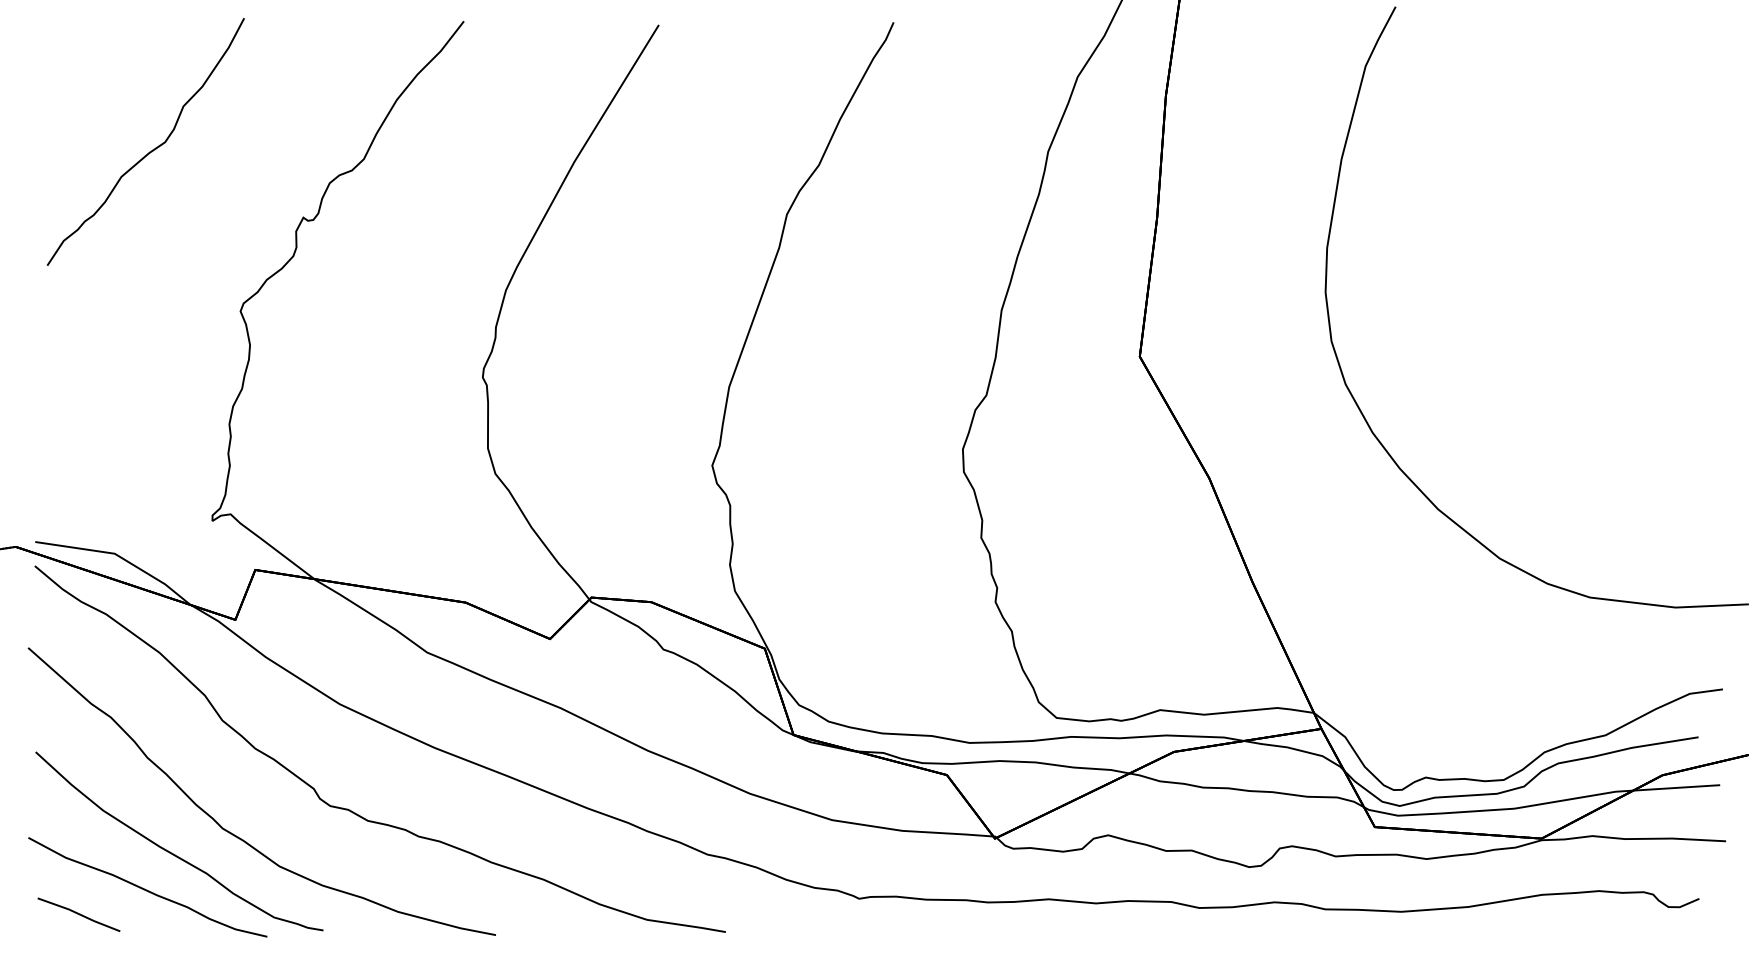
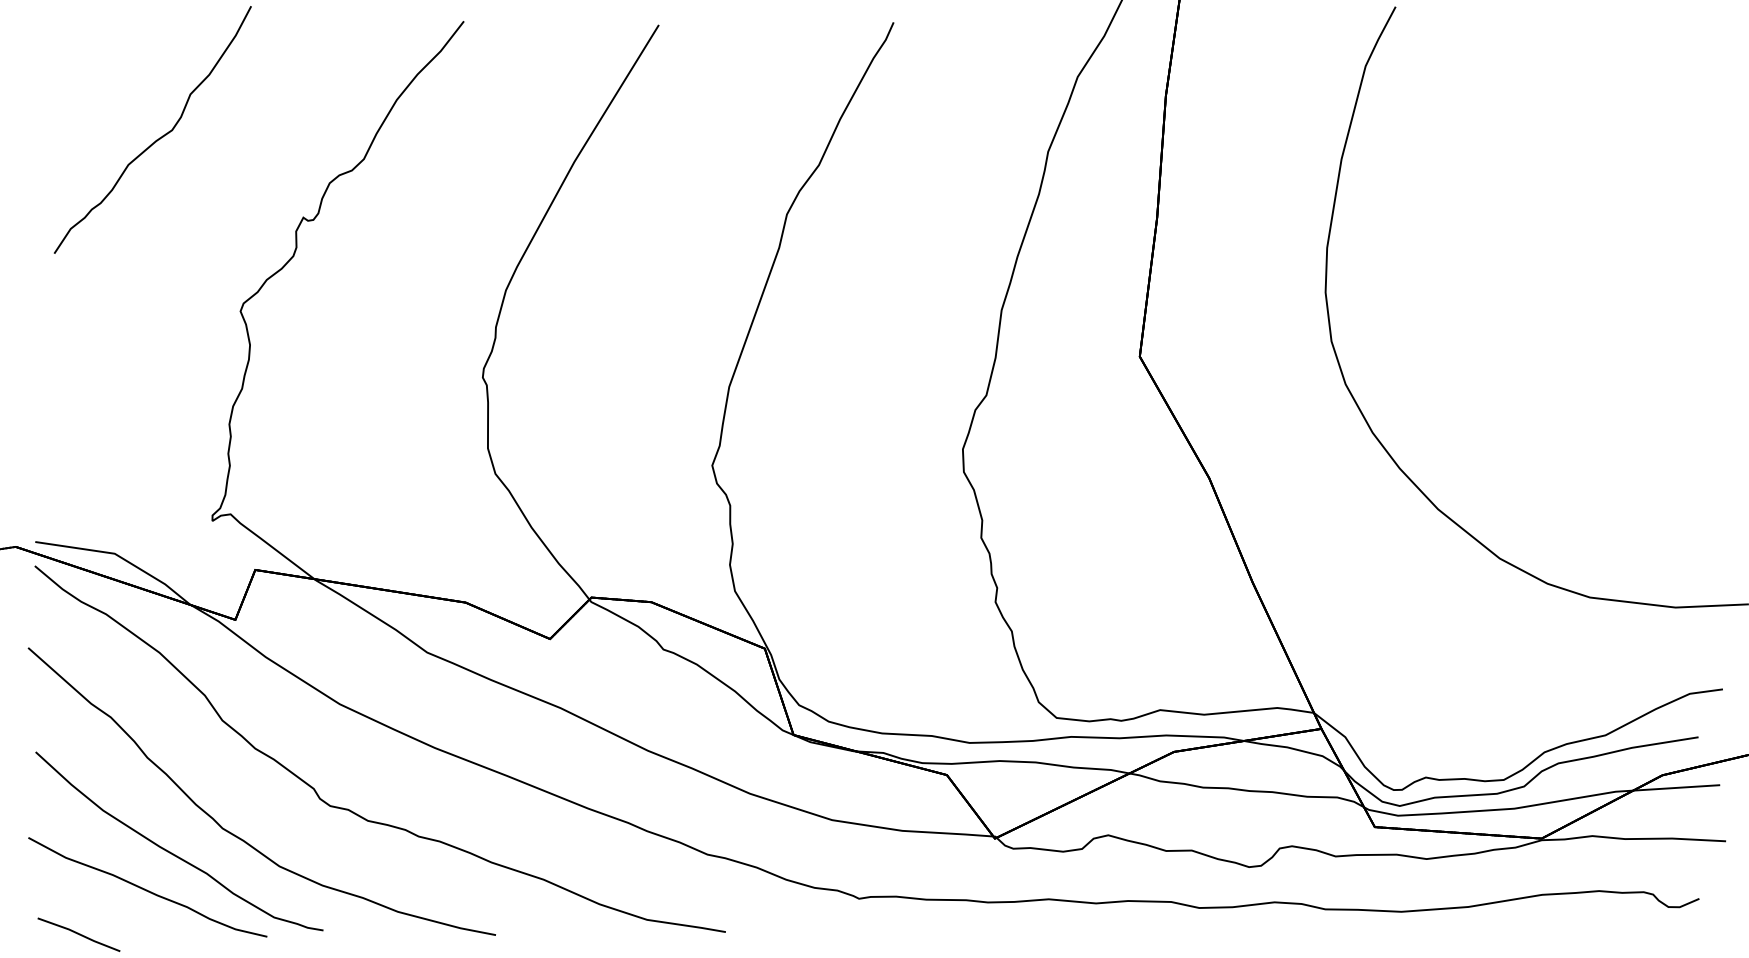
curve position: (152, 149) -> (159, 137) (159, 137)
line position: (78, 914) -> (78, 934) (78, 934)
